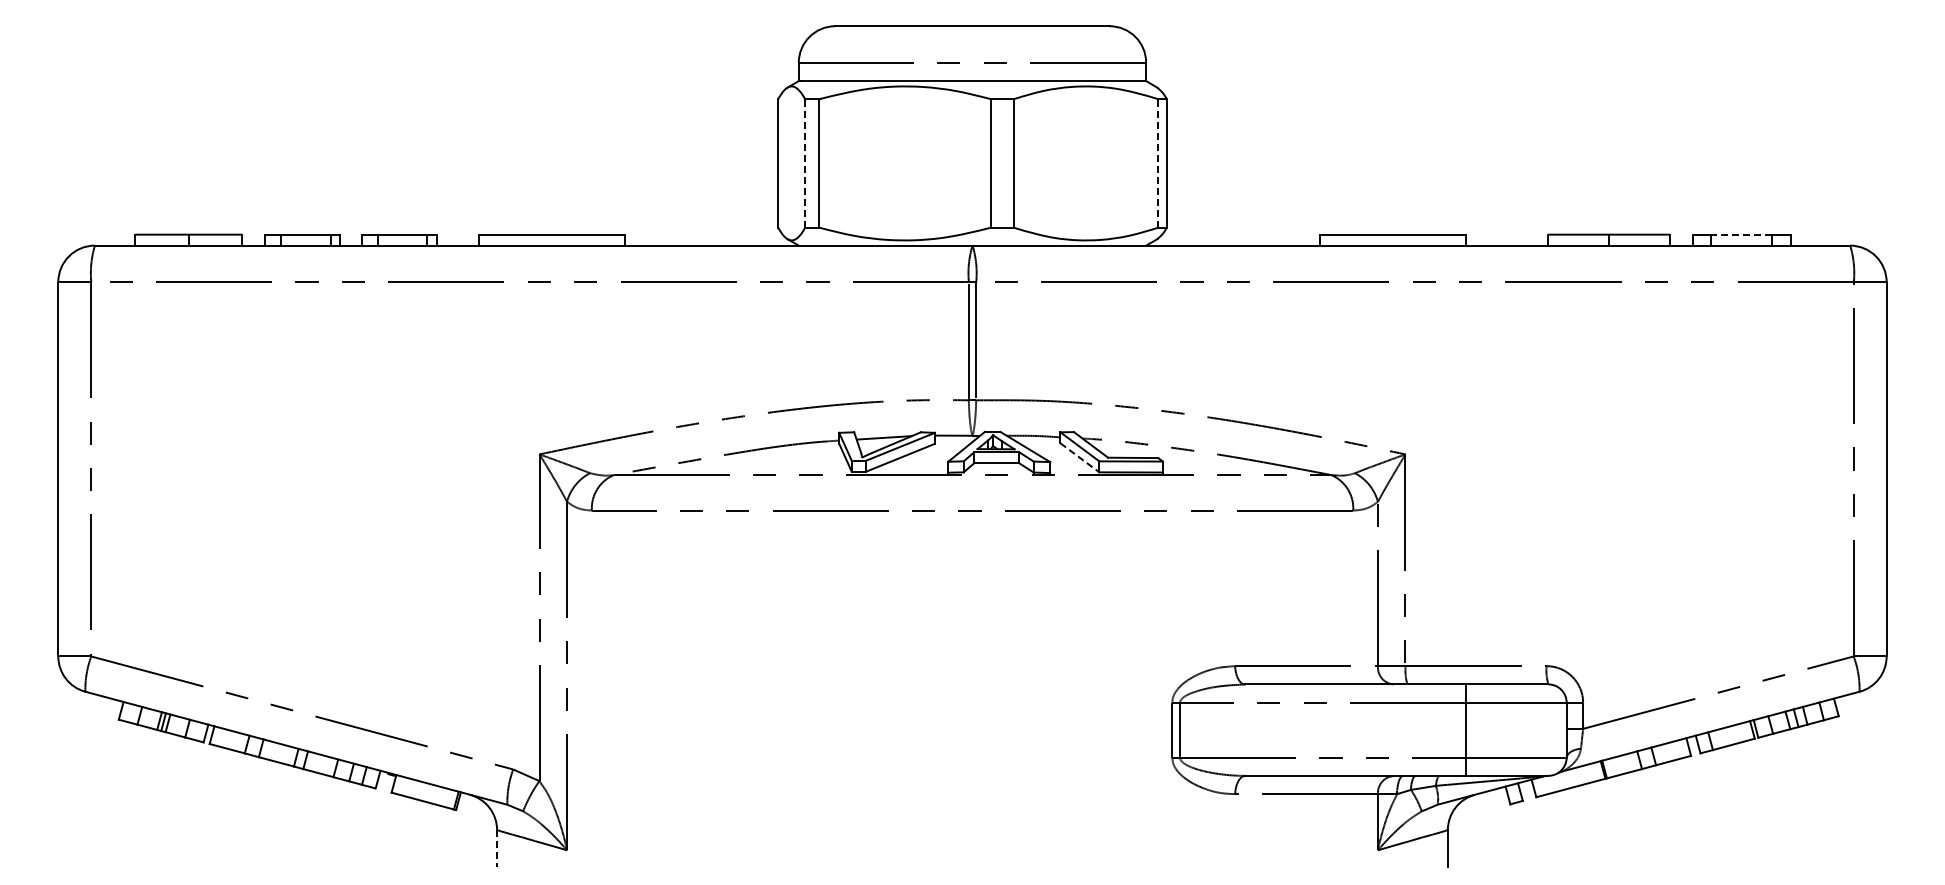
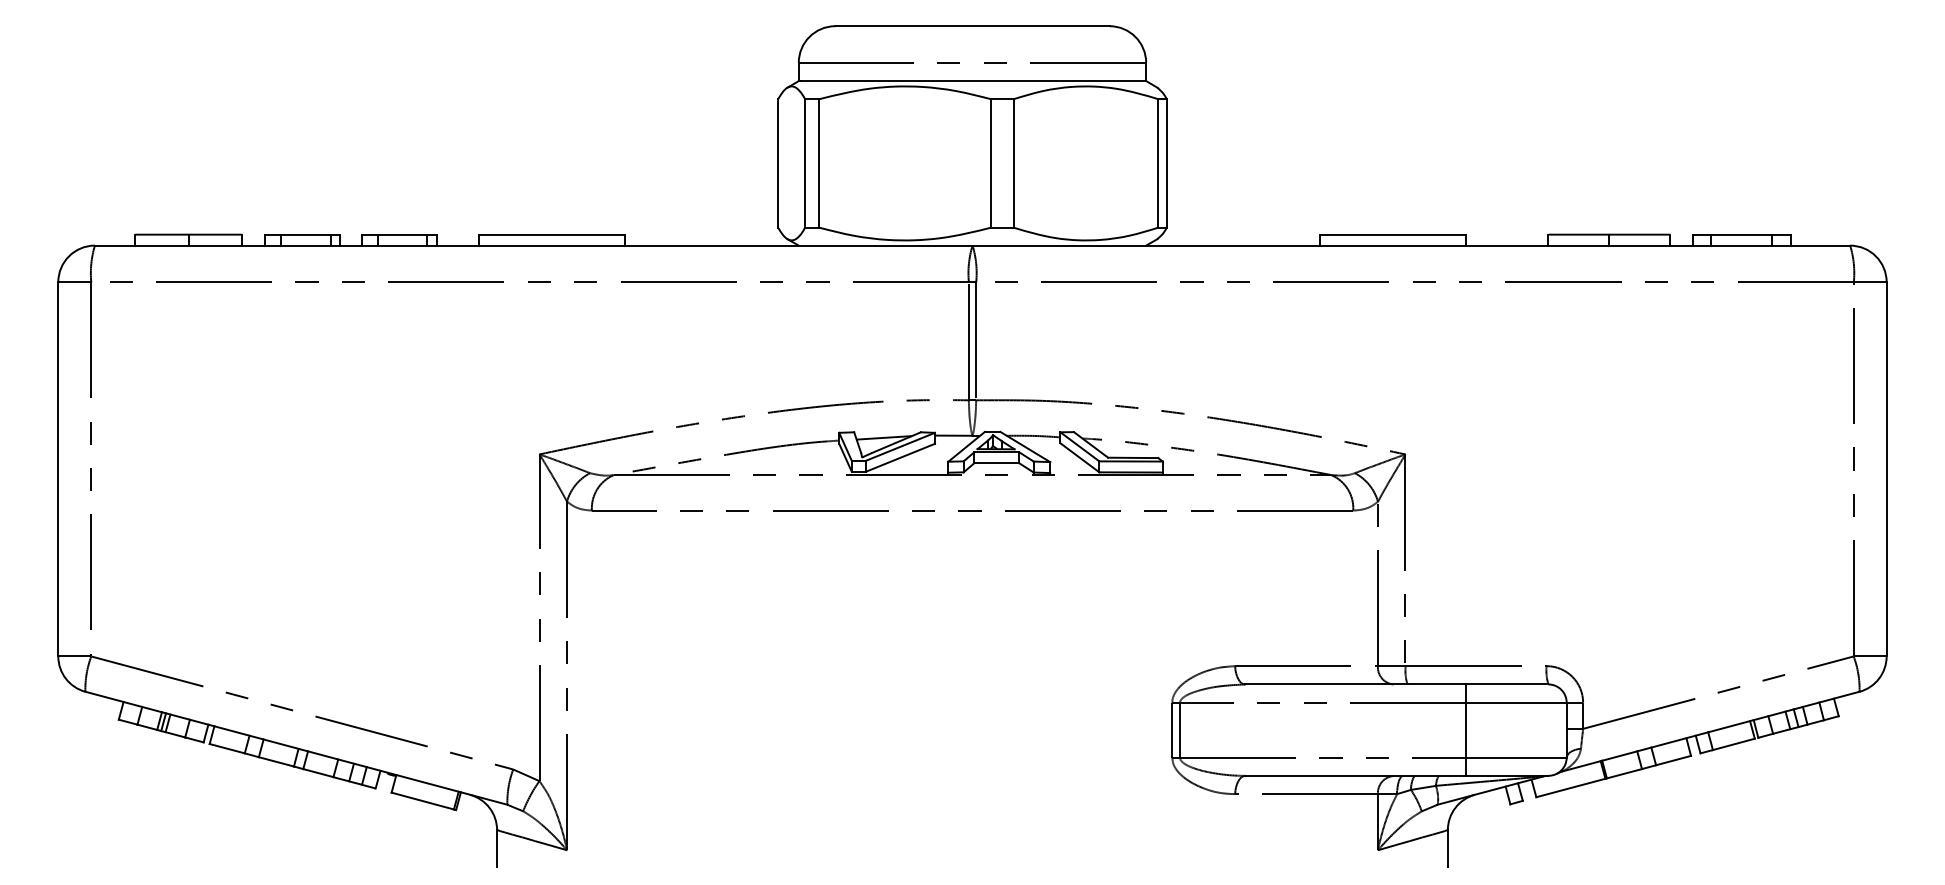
line: dashed -> solid (805, 162)
line: dashed -> solid (1158, 162)
line: dashed -> solid (1741, 234)
line: dashed -> solid (1080, 458)
line: dashed -> solid (497, 848)
